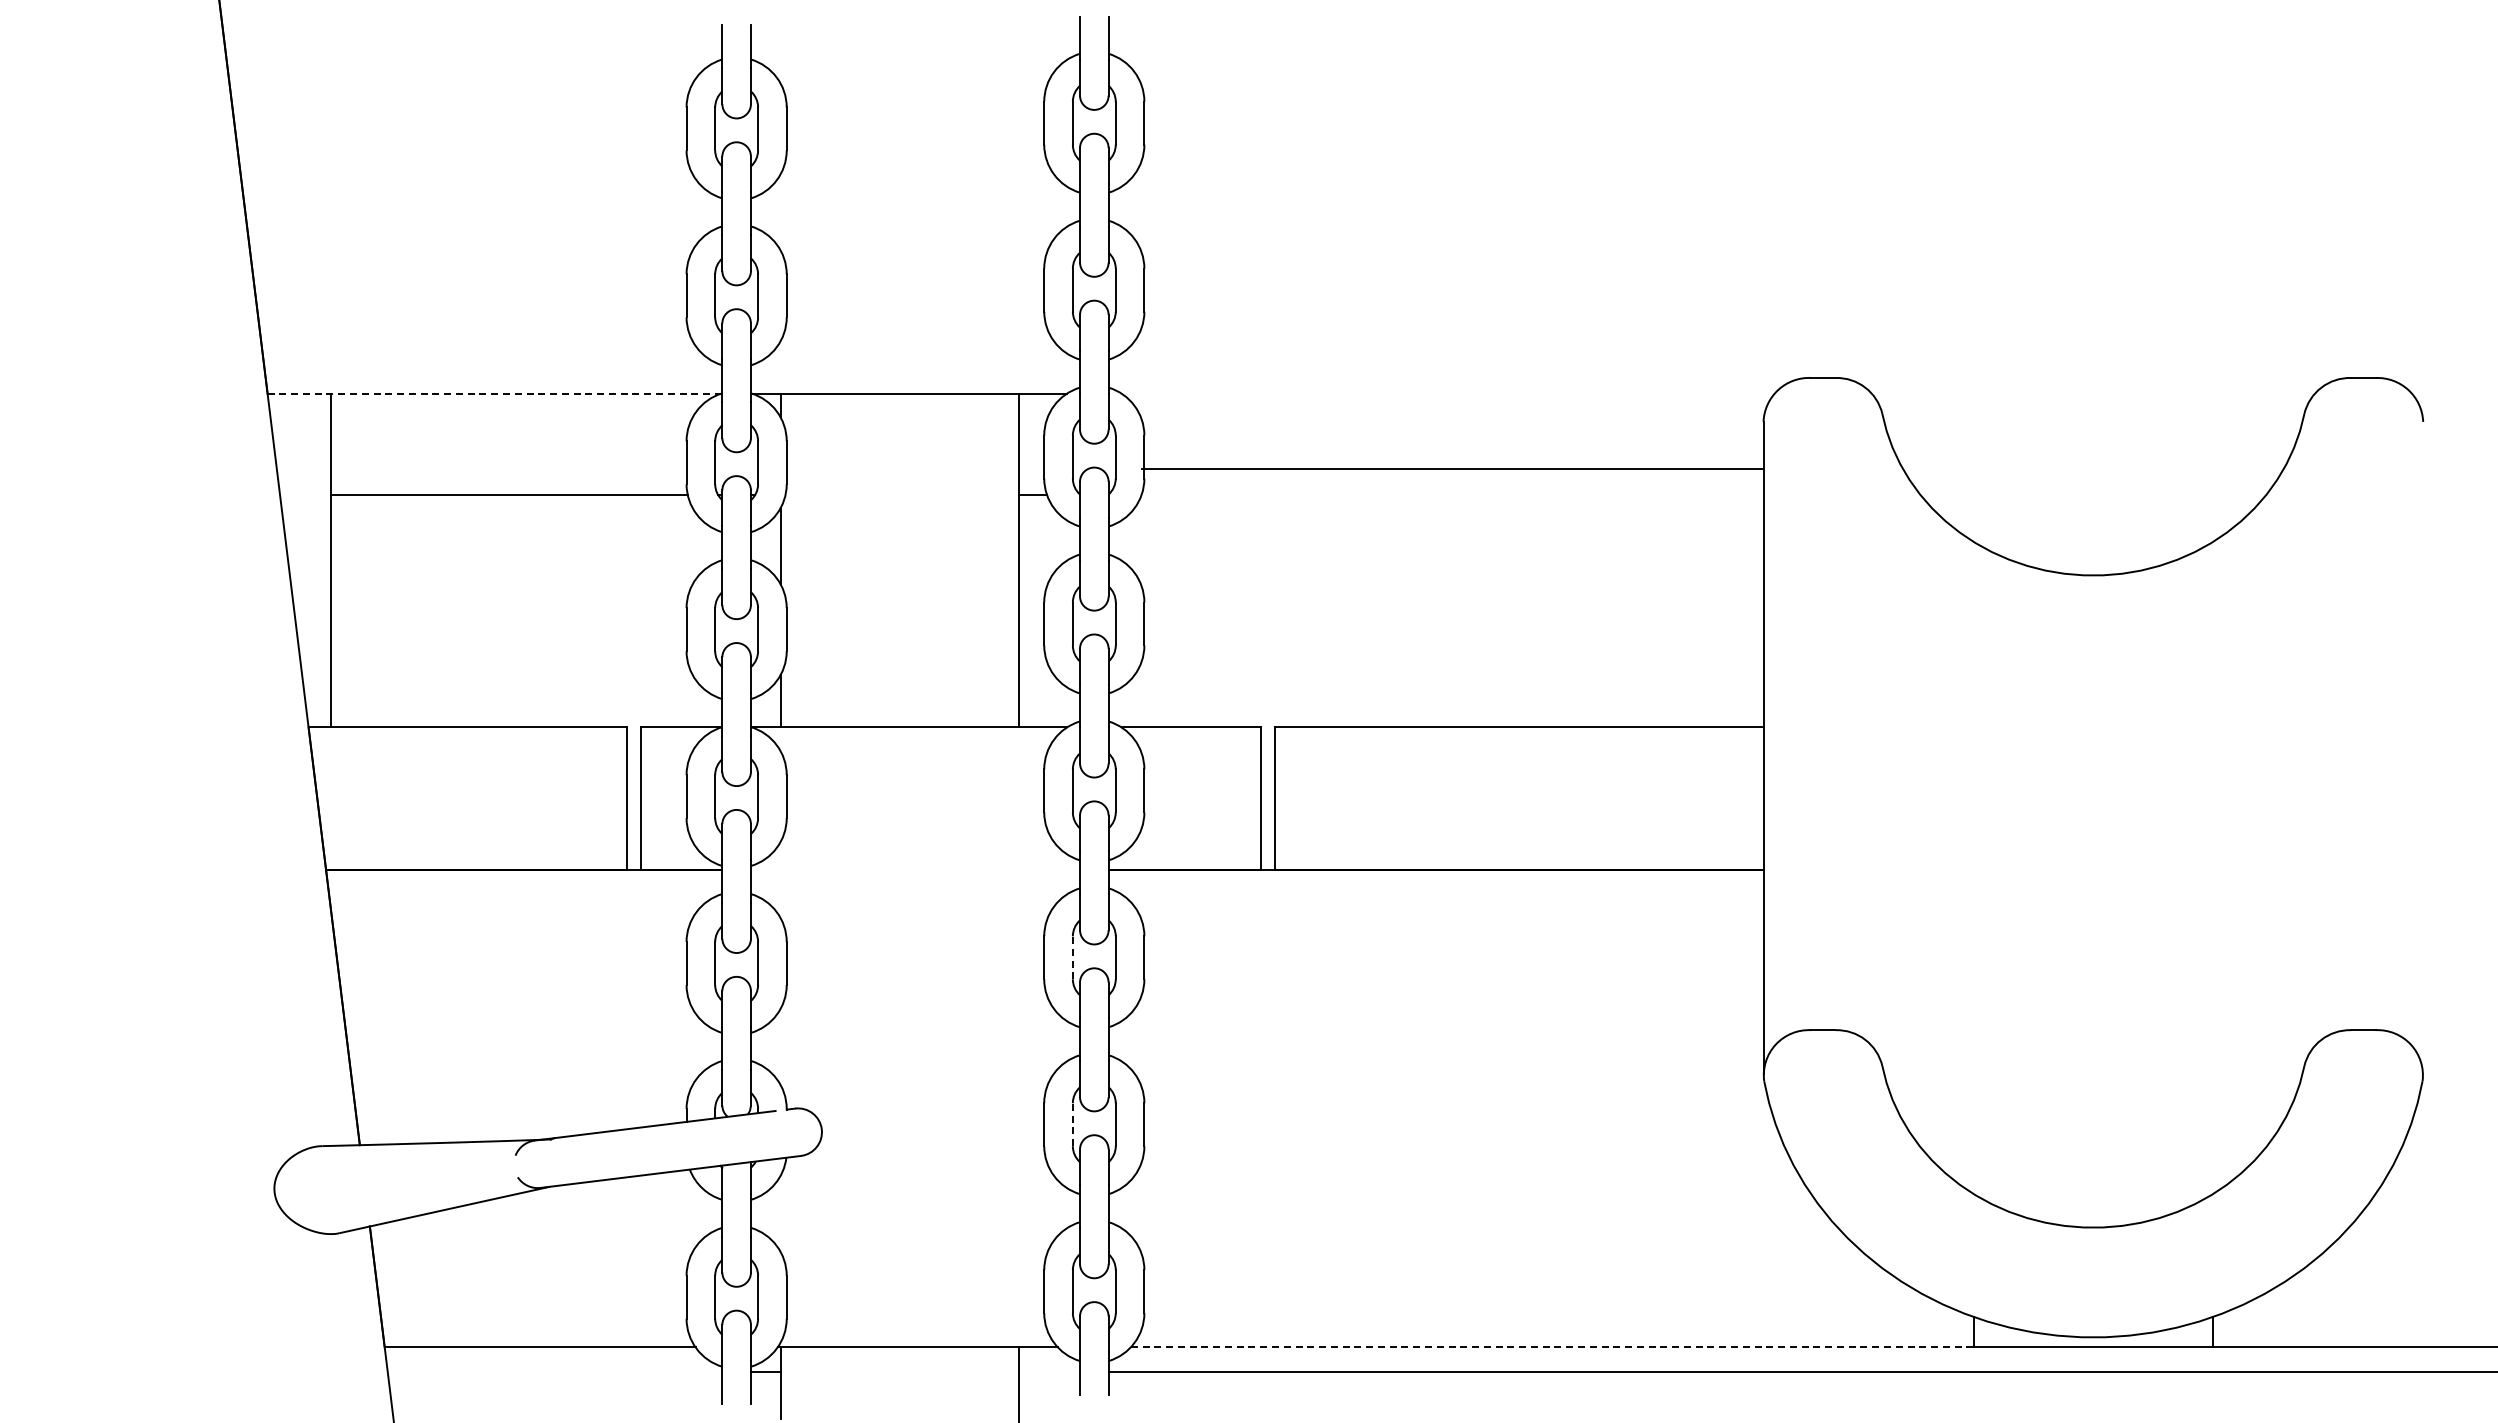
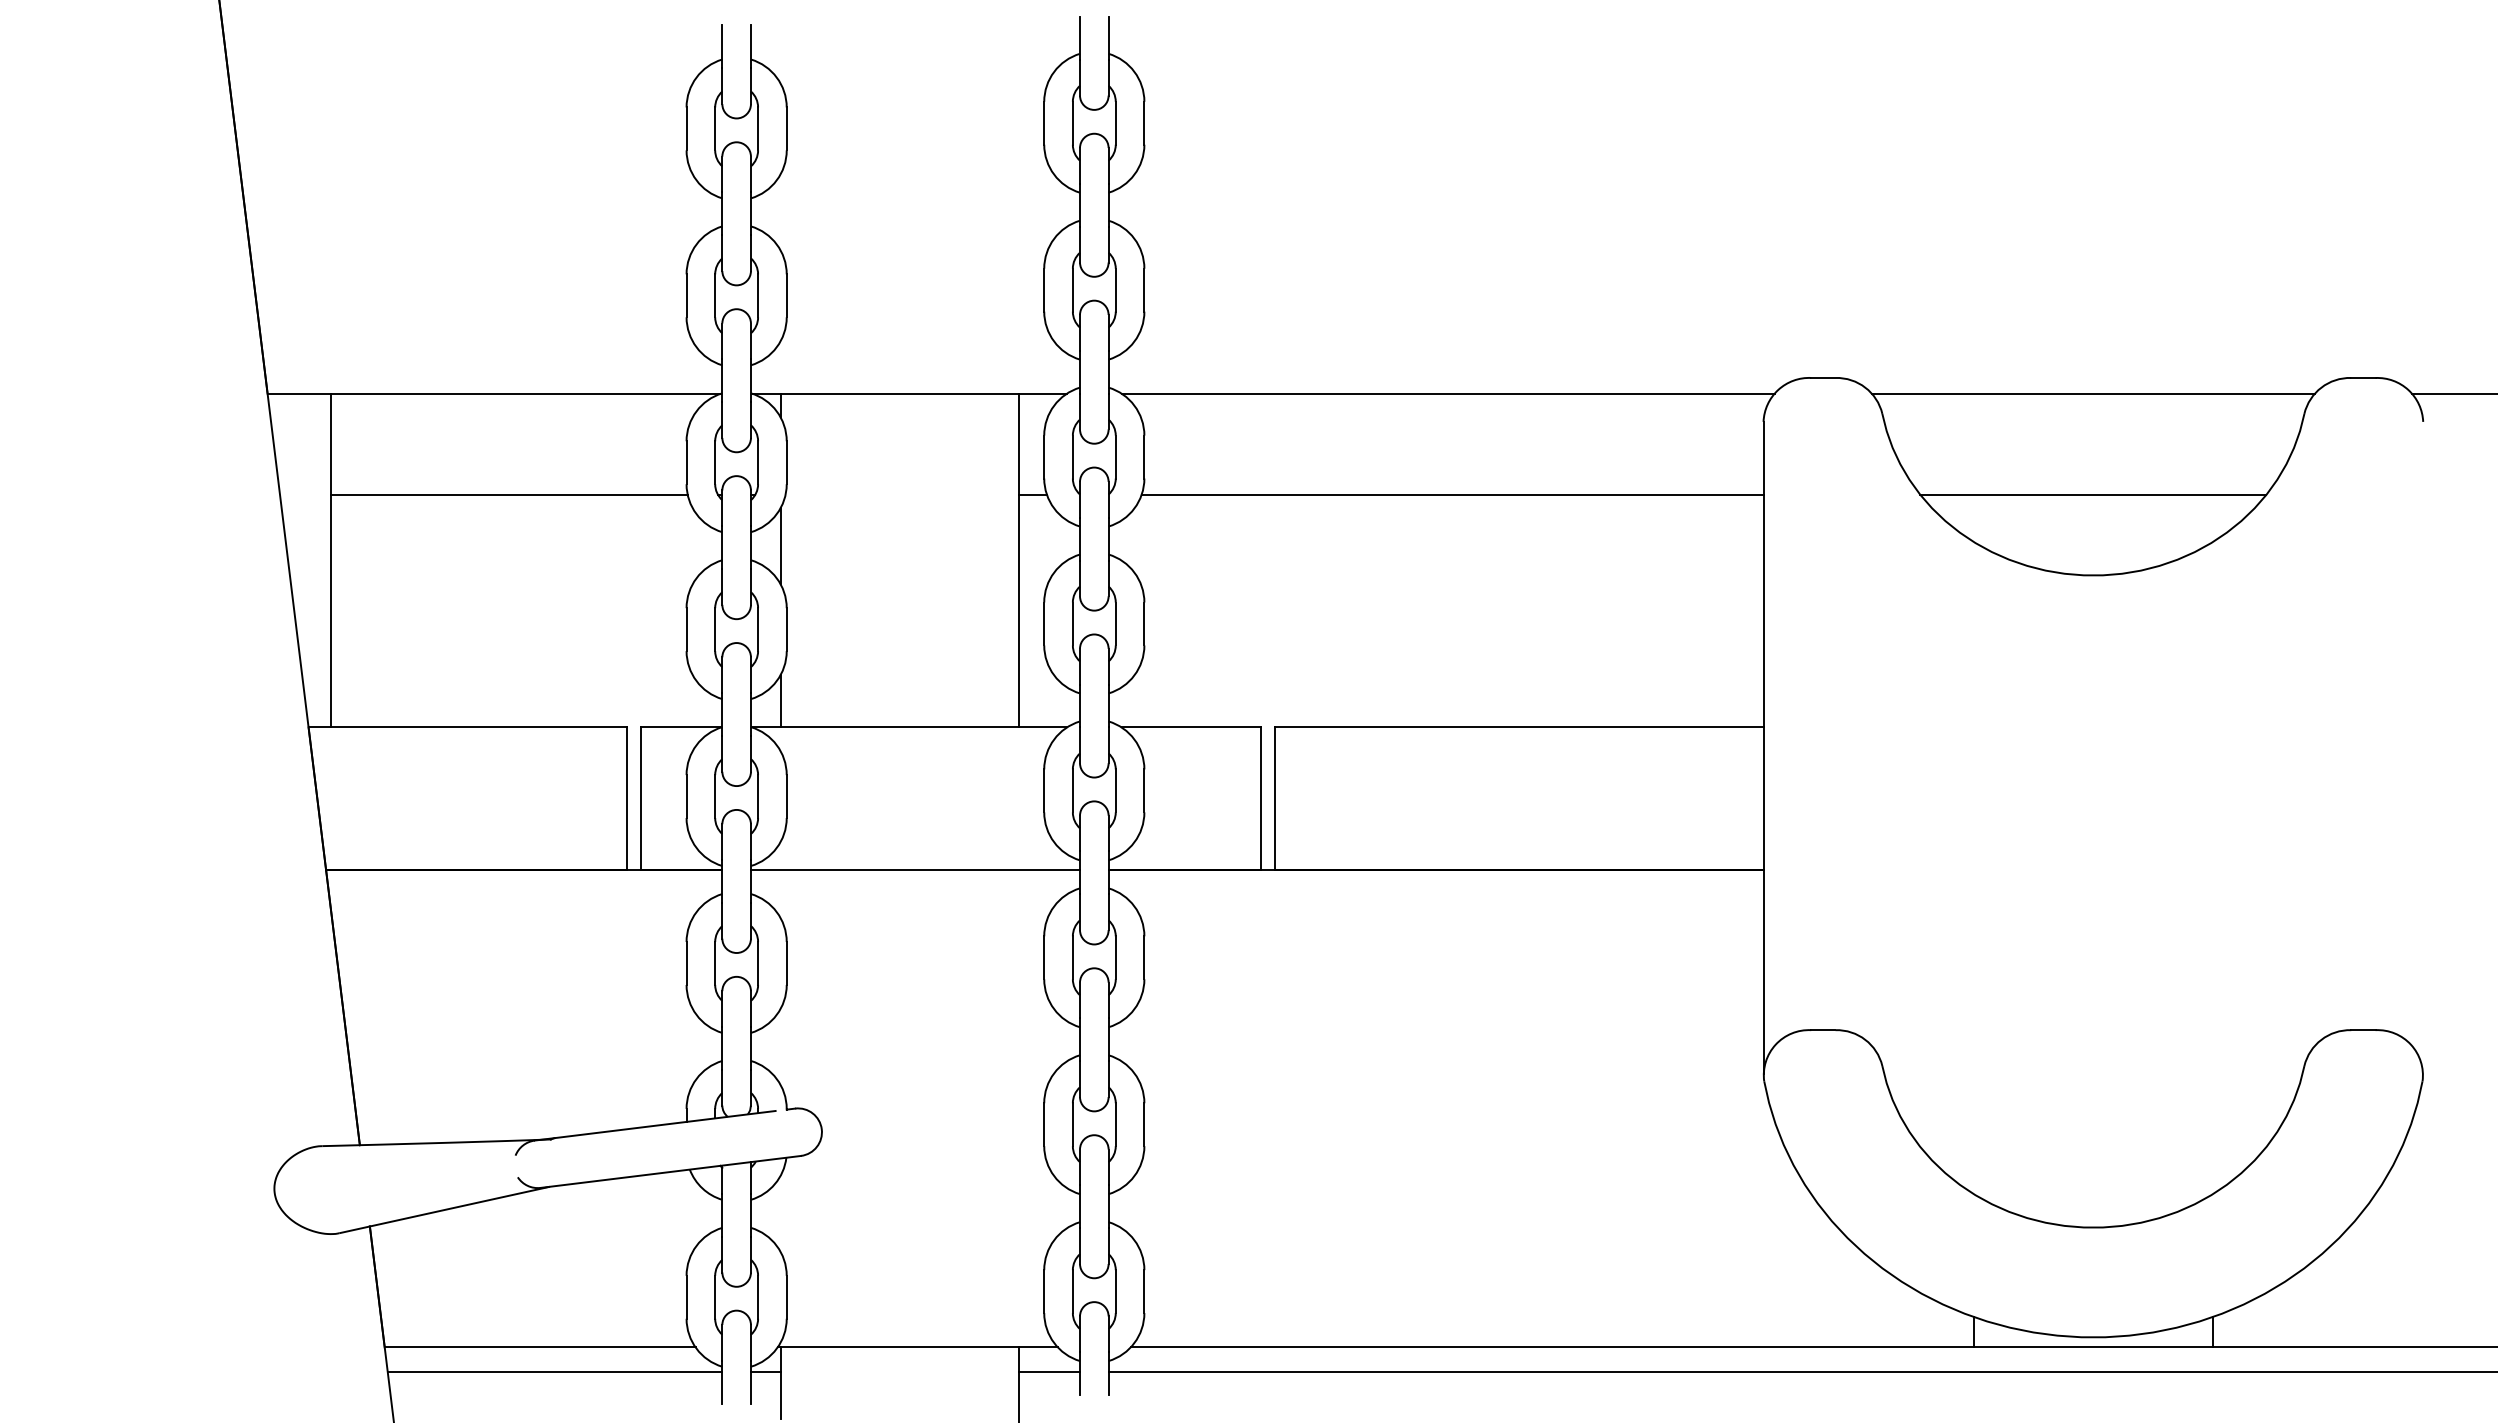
line: dashed -> solid (494, 393)
line: none -> present (1447, 393)
line: none -> present (2092, 393)
line: none -> present (2452, 393)
line position: (1452, 468) -> (1452, 494) (1452, 494)
line: none -> present (2093, 494)
line: none -> present (915, 870)
line: dashed -> solid (1072, 957)
line: dashed -> solid (1072, 1124)
line: dashed -> solid (1552, 1347)
line: none -> present (554, 1371)
line: none -> present (1049, 1371)
